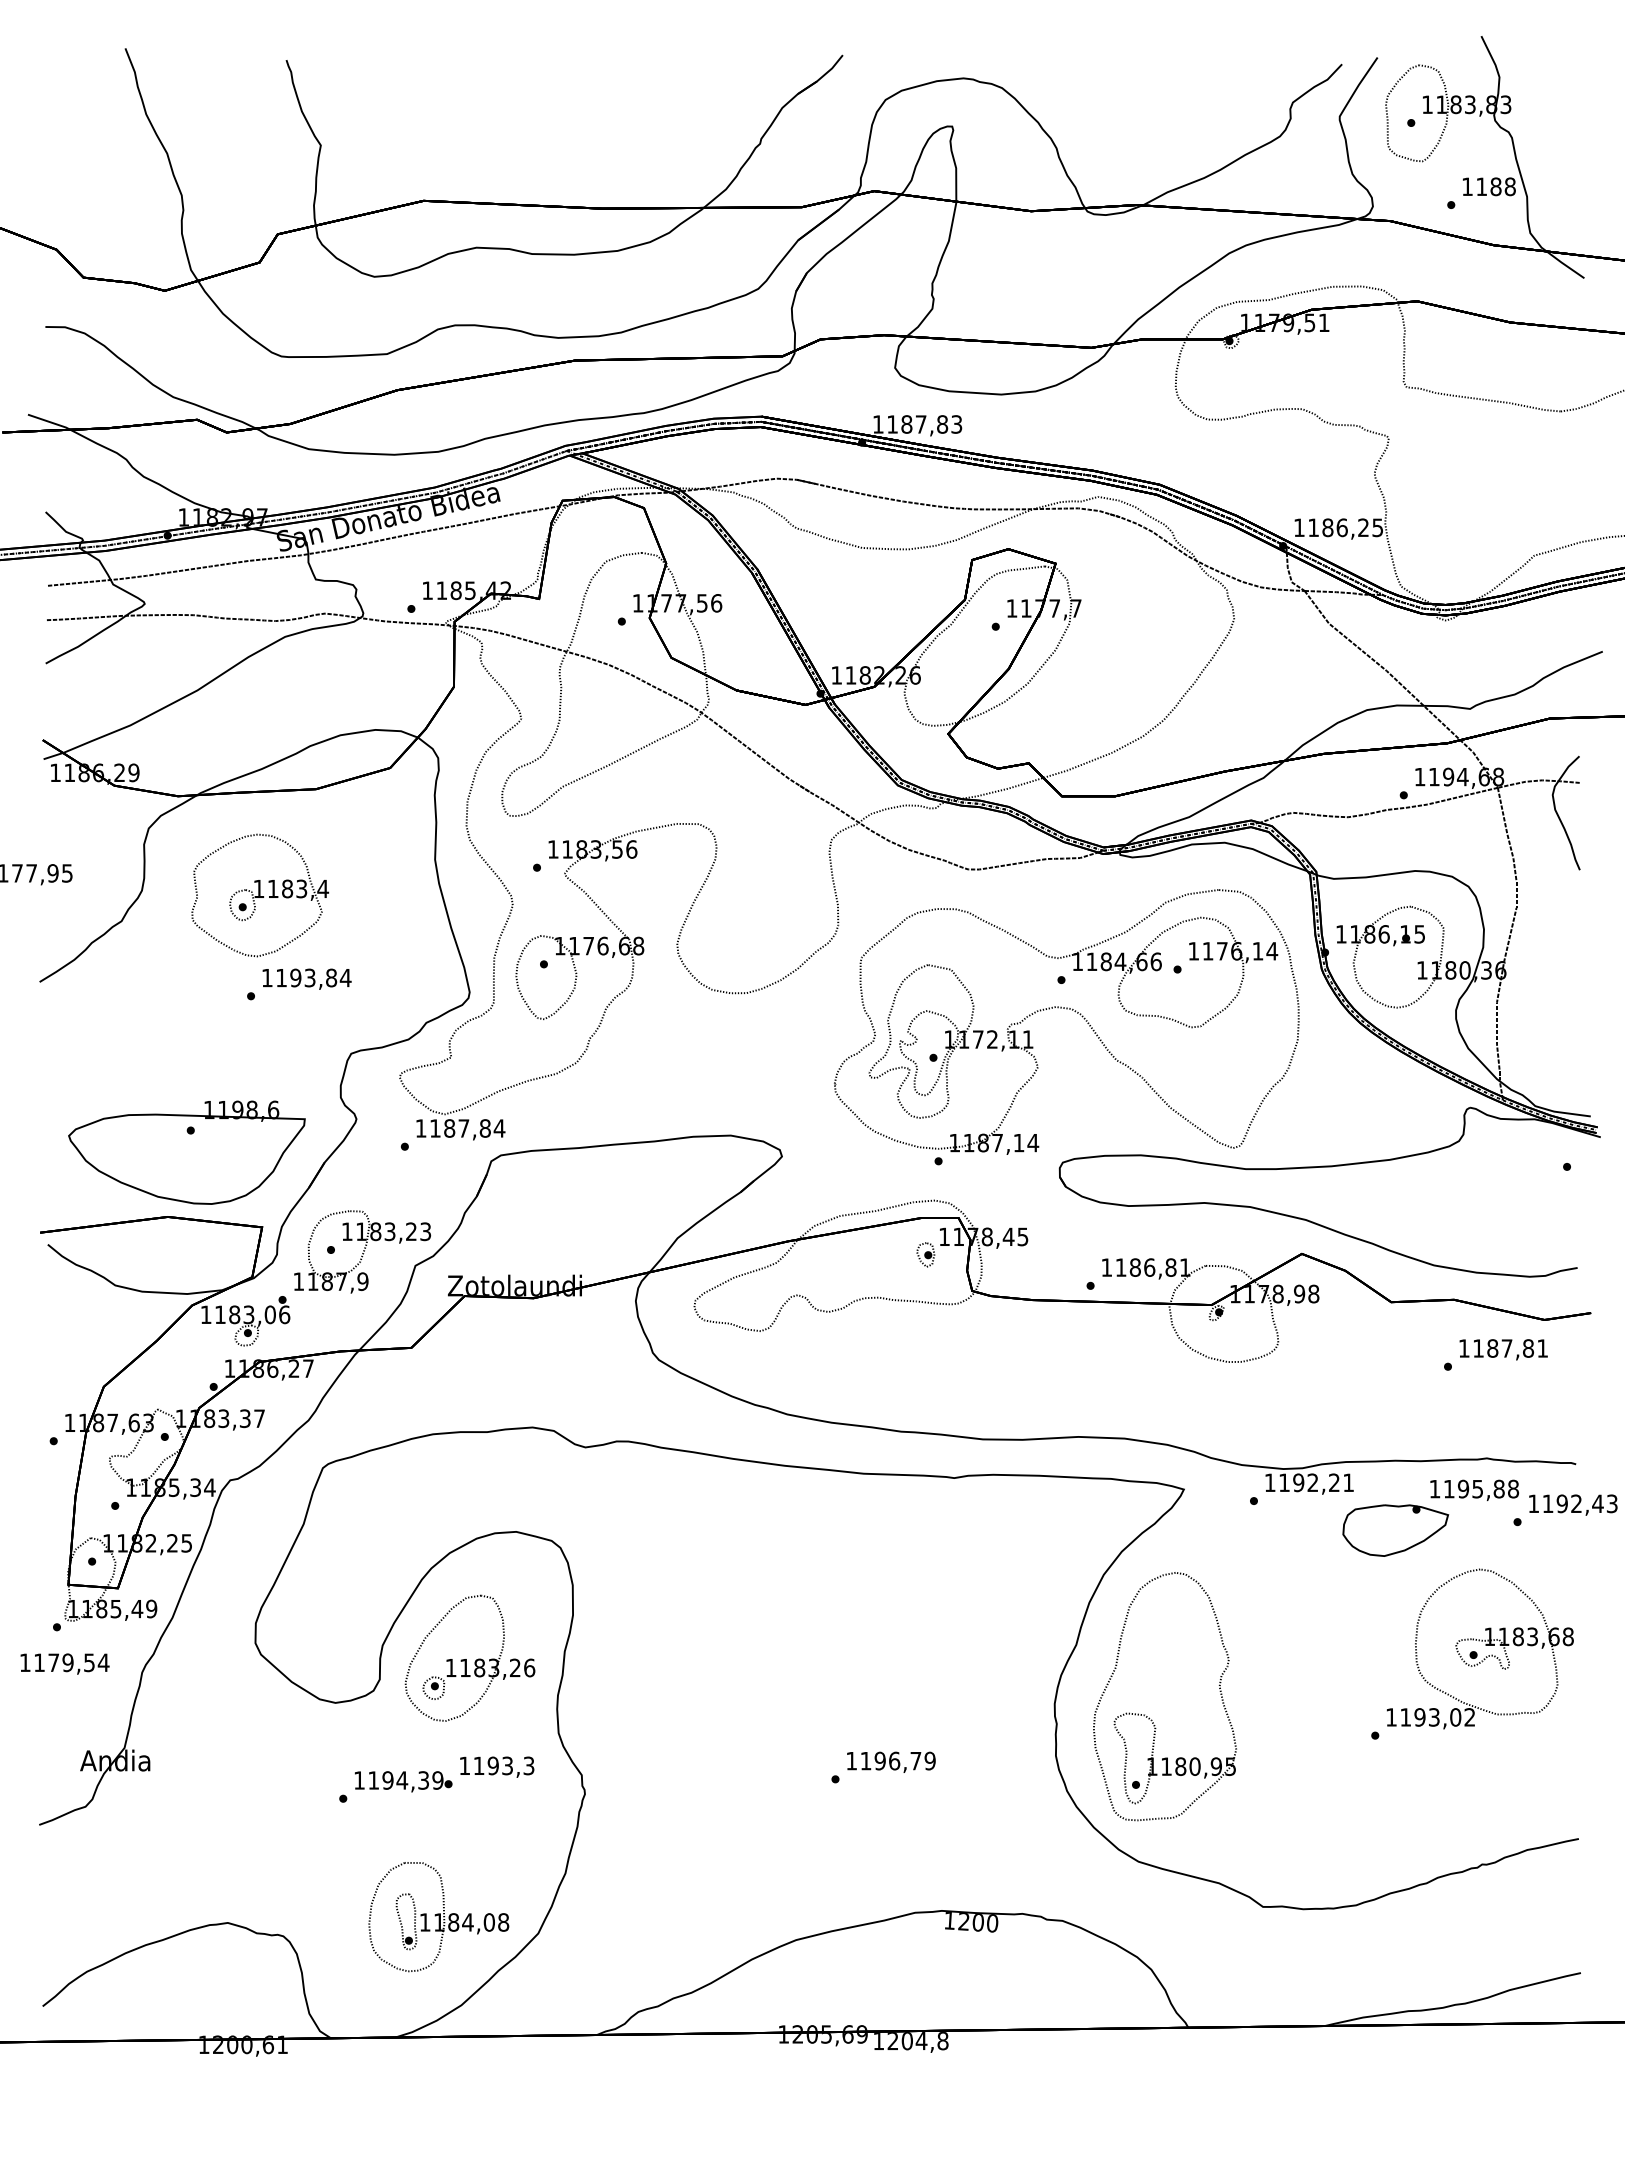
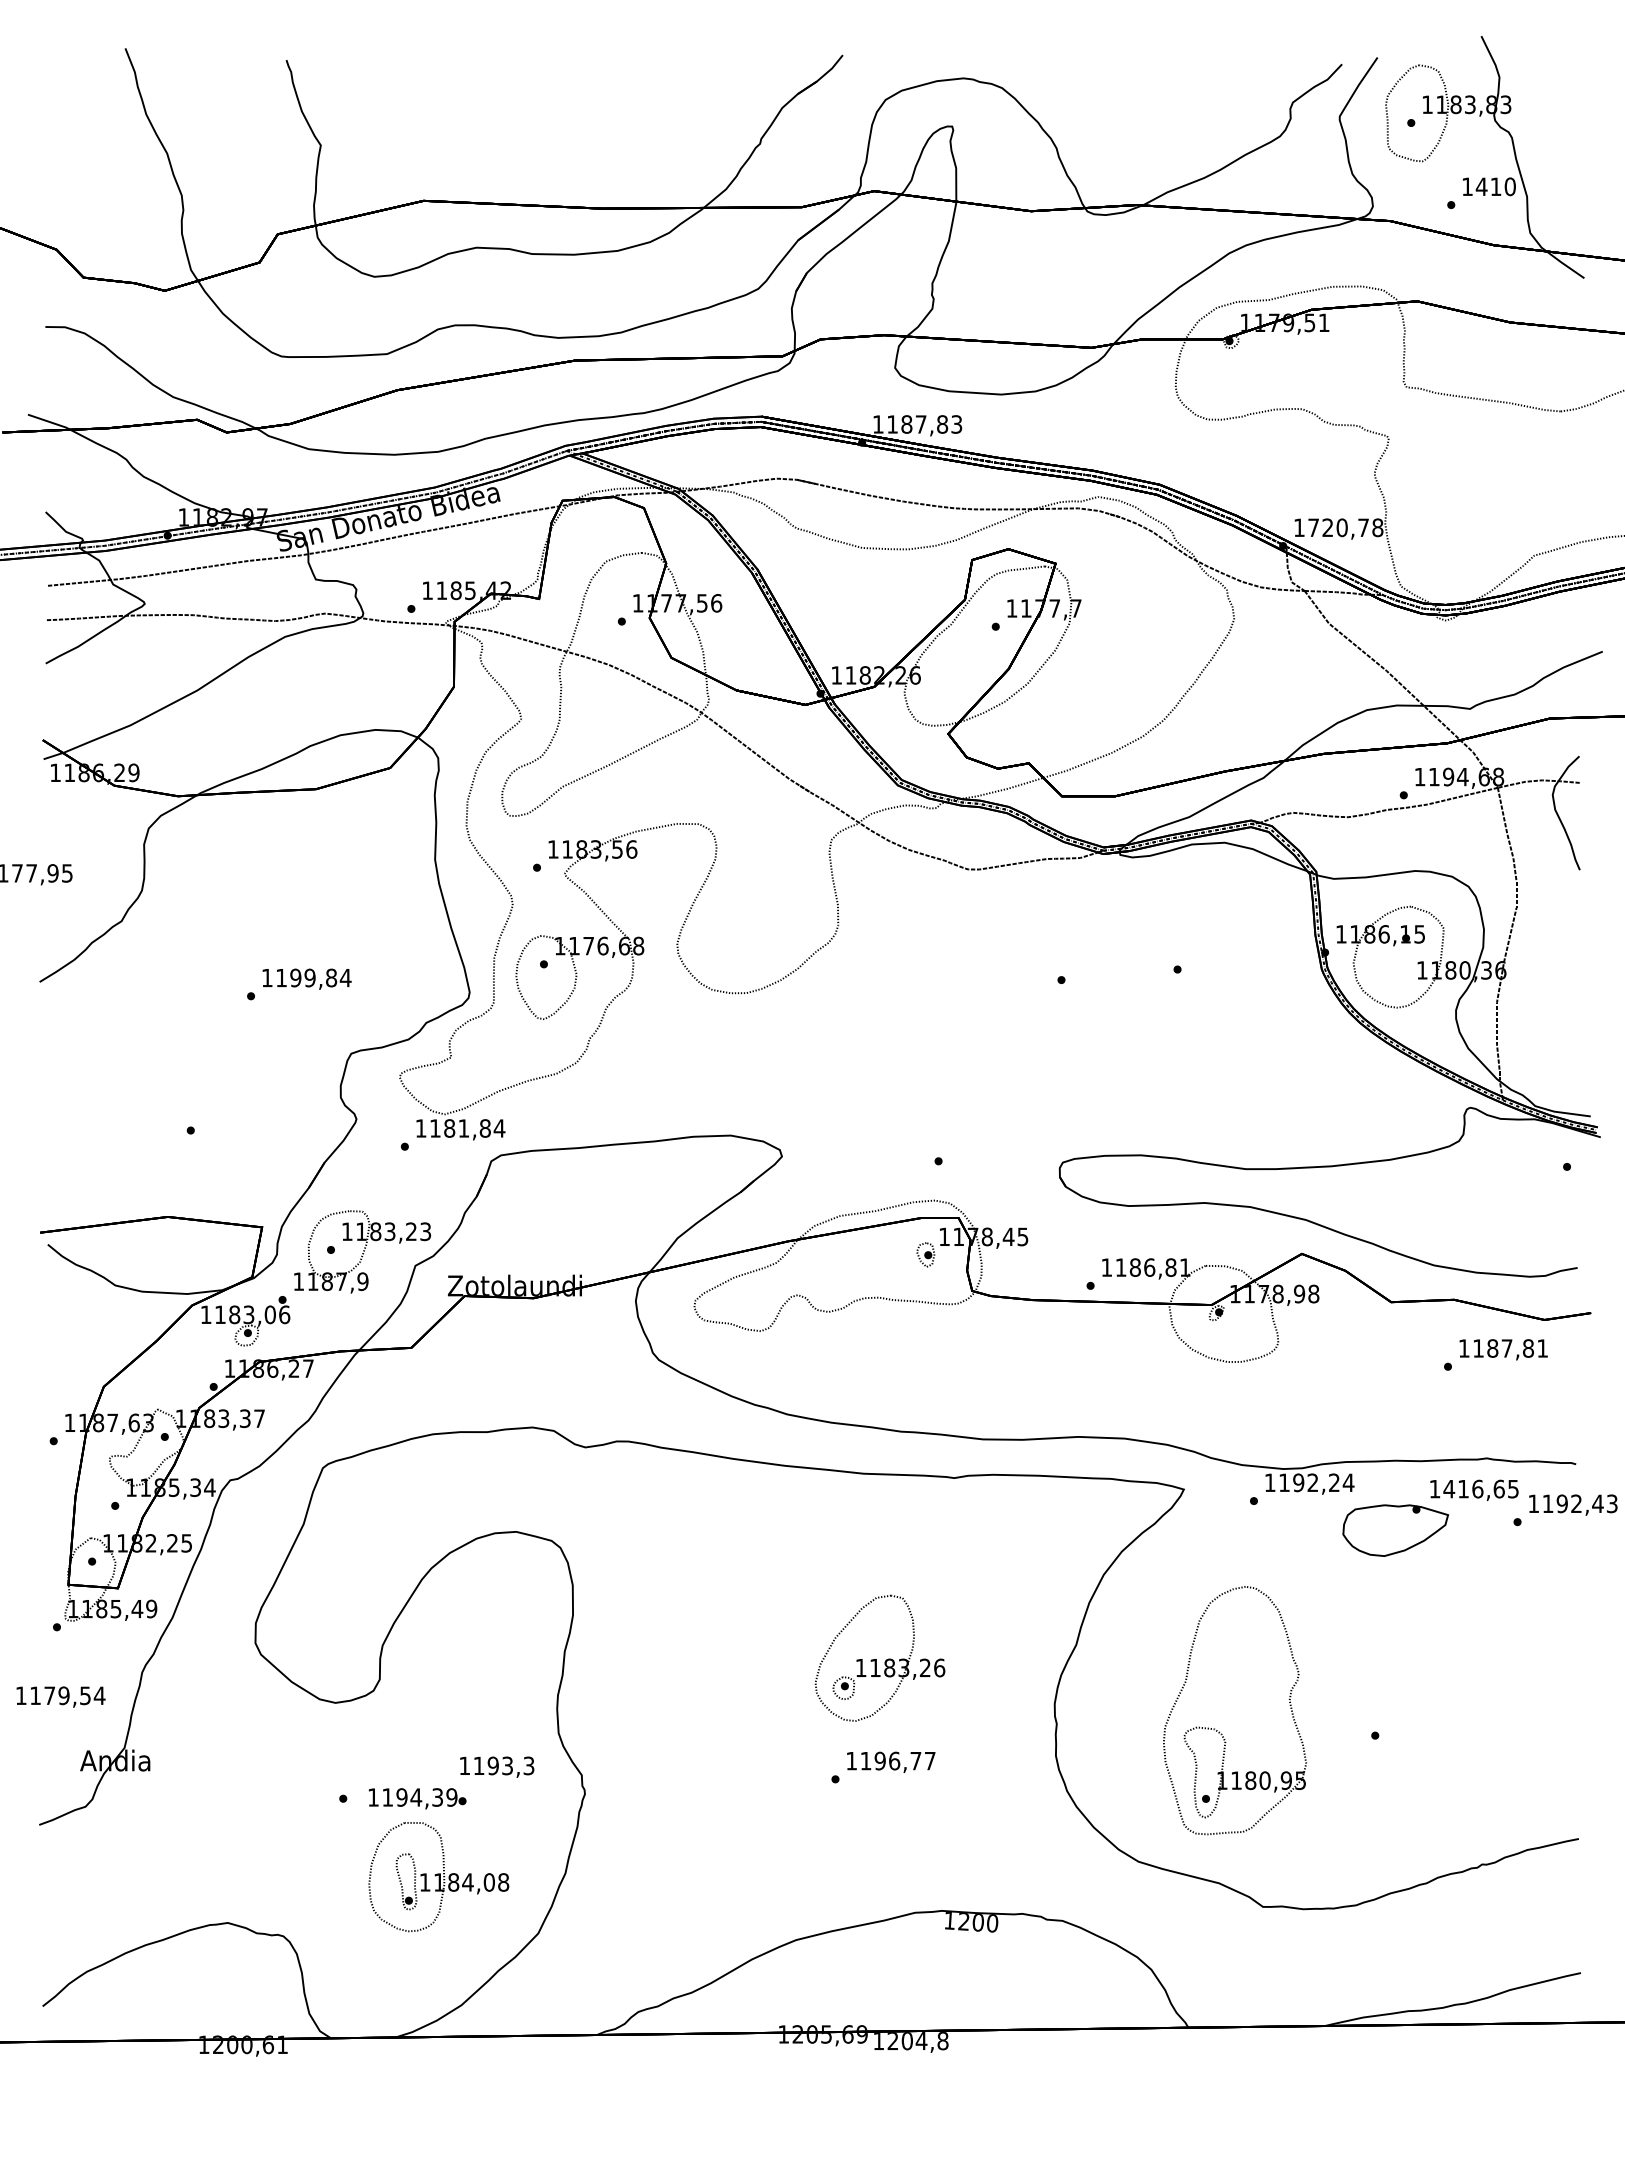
text: 1188 -> 1410 (1495, 186)
text: 1186,25 -> 1720,78 (1345, 527)
part: present -> none (260, 895)
text: 1193,84 -> 1199,84 (309, 977)
part: present -> none (1066, 1009)
text: 1187,84 -> 1181,84 (463, 1128)
part: present -> none (186, 1152)
text: 1192,21 -> 1192,24 (1348, 1482)
text: 1195,88 -> 1416,65 (1481, 1488)
part: present -> none (1480, 1648)
part position: (469, 1657) -> (879, 1657) (879, 1657)
text position: (64, 1663) -> (60, 1696) (60, 1696)
part position: (1149, 1717) -> (1219, 1731) (1219, 1731)
text: 1196,79 -> 1196,77 (929, 1760)
text position: (403, 1781) -> (417, 1798) (417, 1798)
part position: (438, 1917) -> (438, 1877) (438, 1877)
